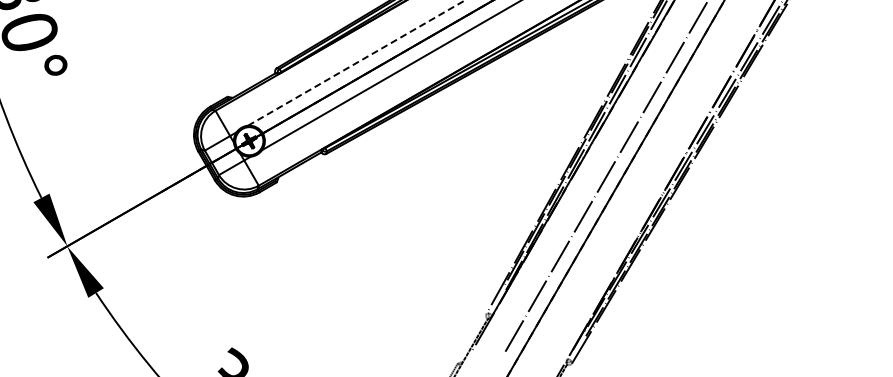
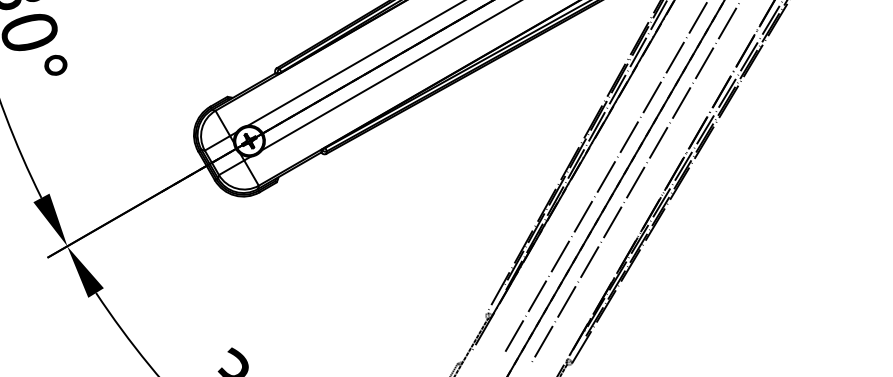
line: dashed -> solid (357, 62)
line: none -> present (634, 183)
